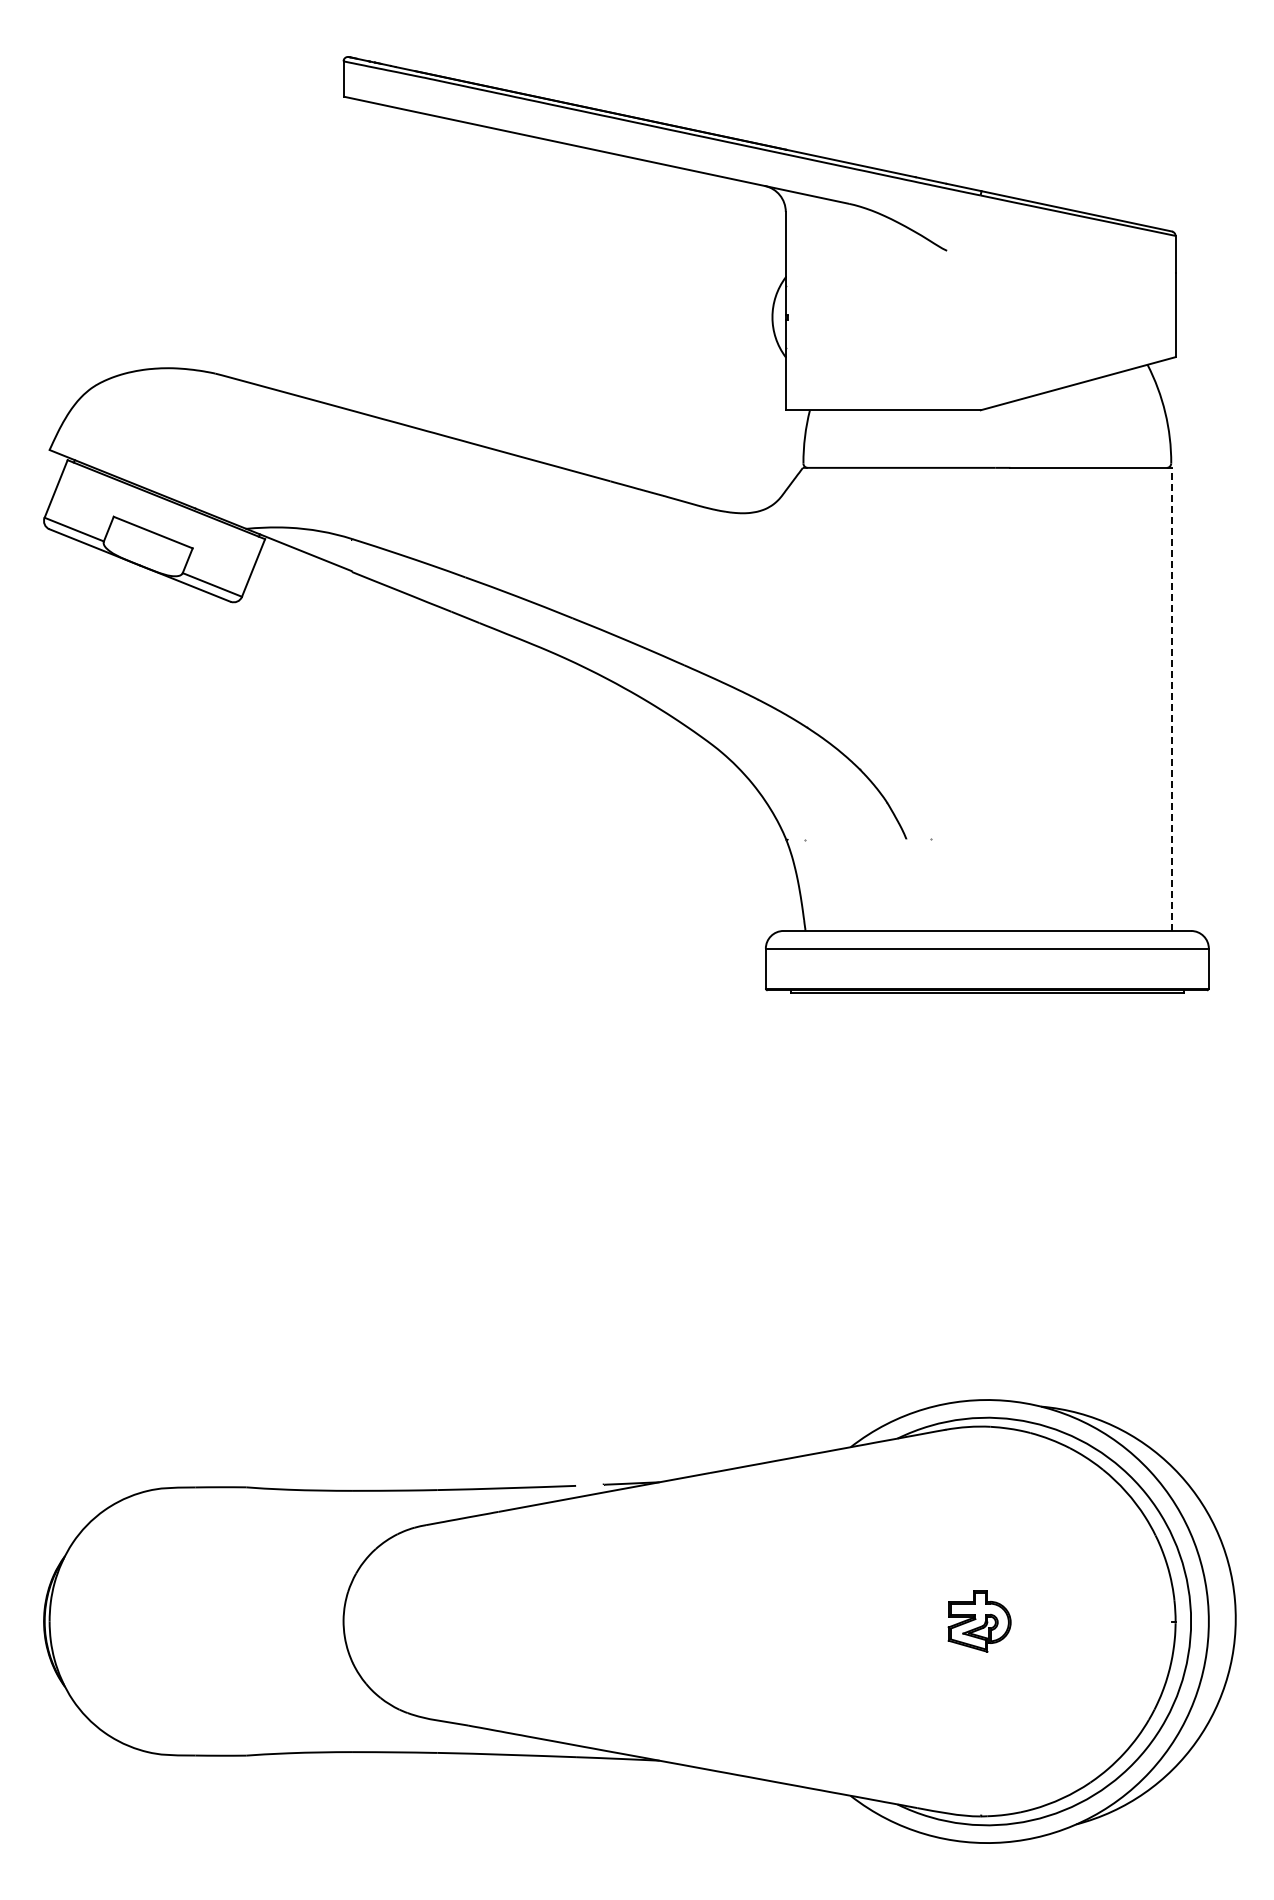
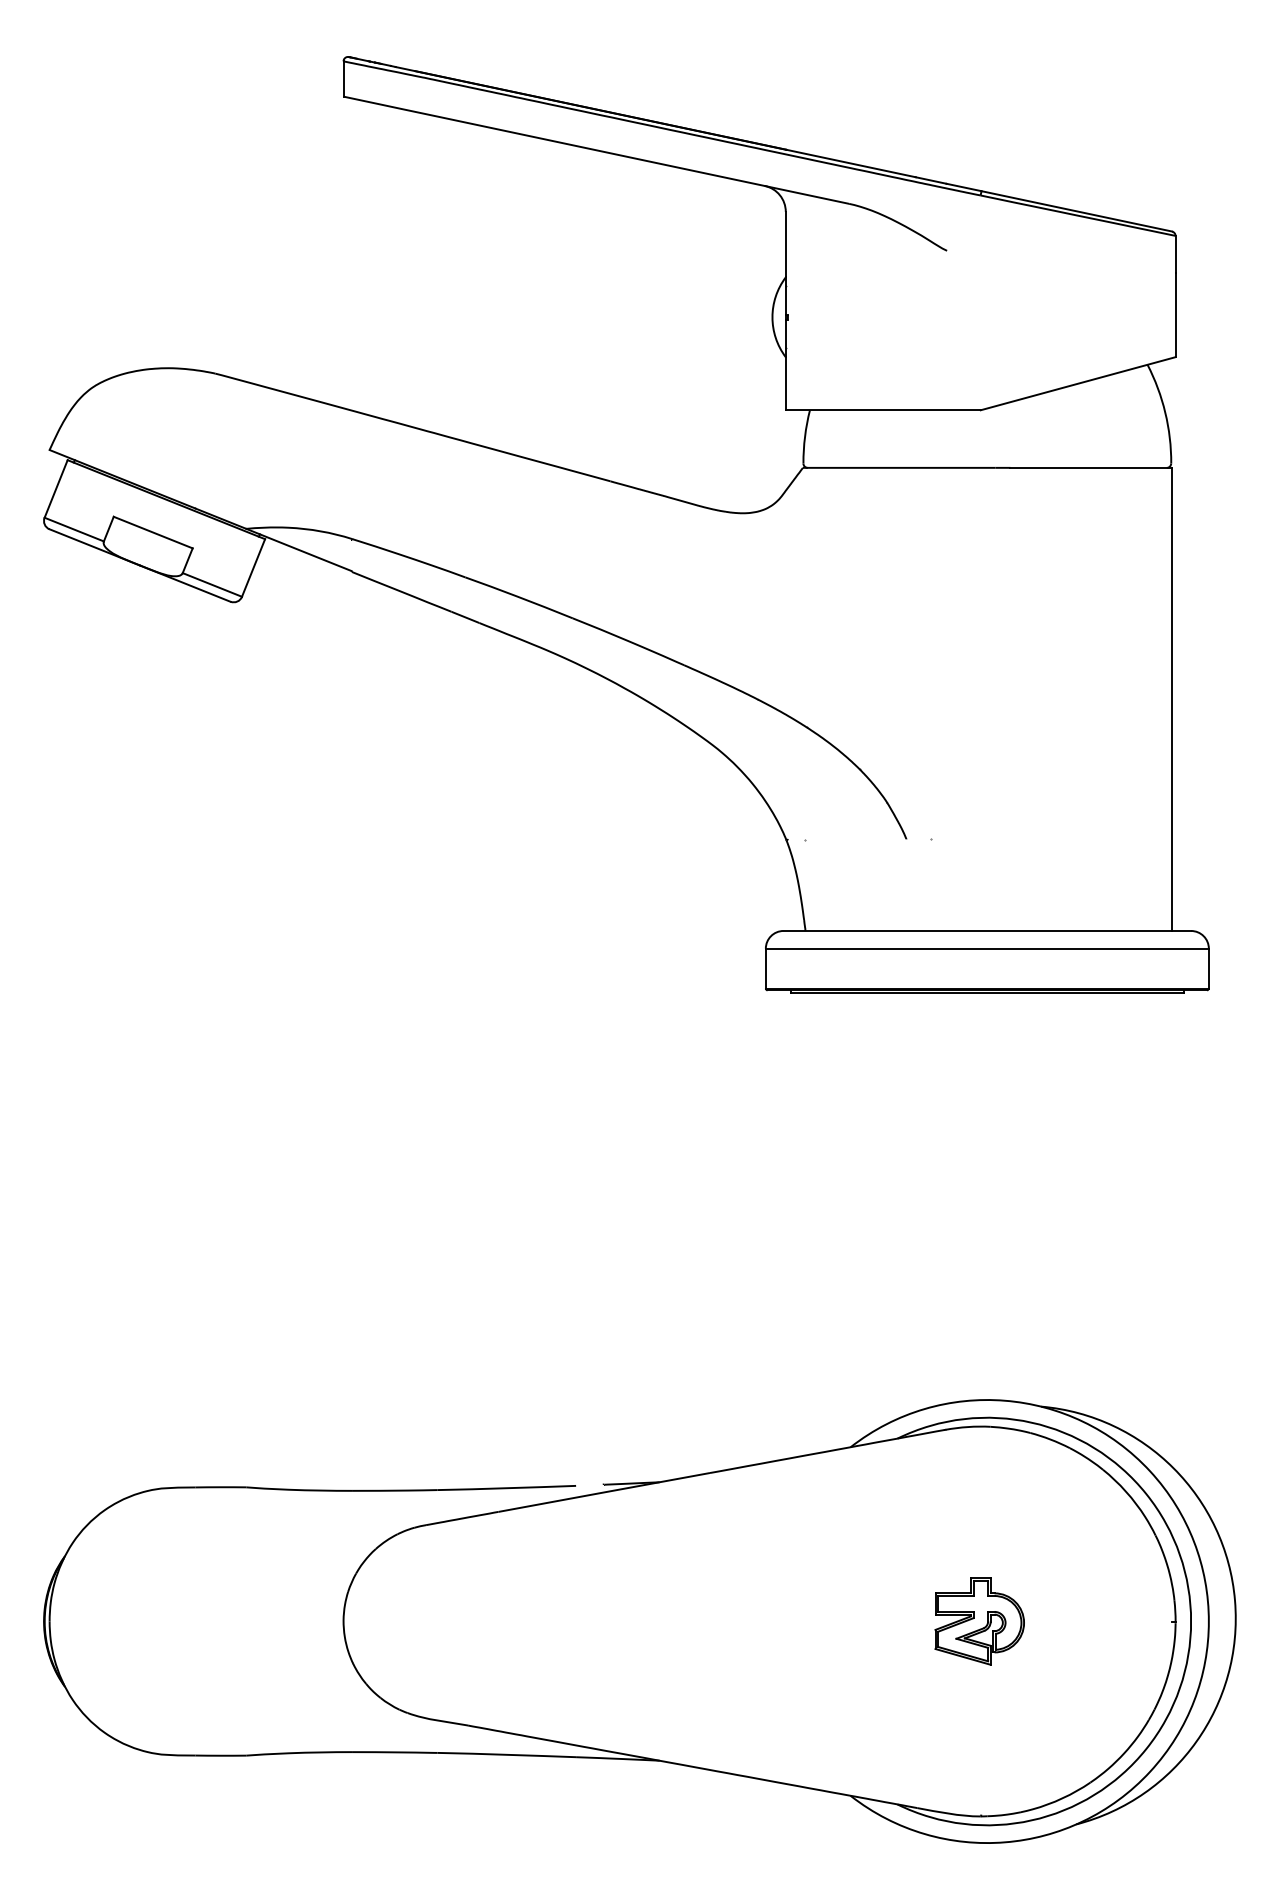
line: dashed -> solid (1171, 699)
part size: 65x63 px -> 91x89 px (979, 1621)
